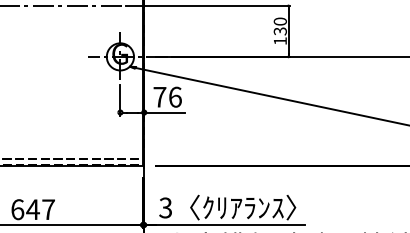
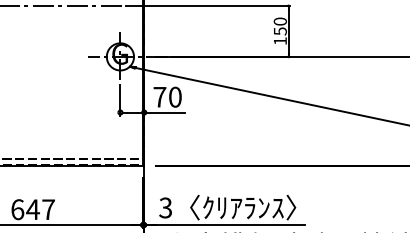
text: 130 -> 150 (279, 30)
text: 76 -> 70 (175, 96)
